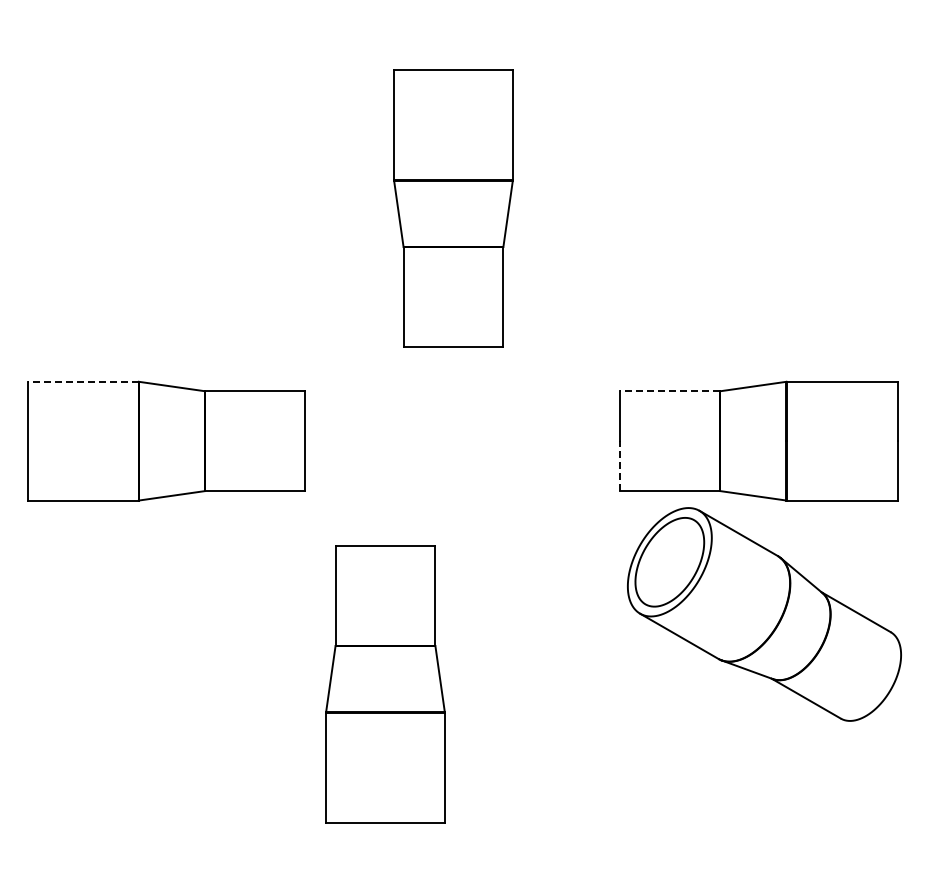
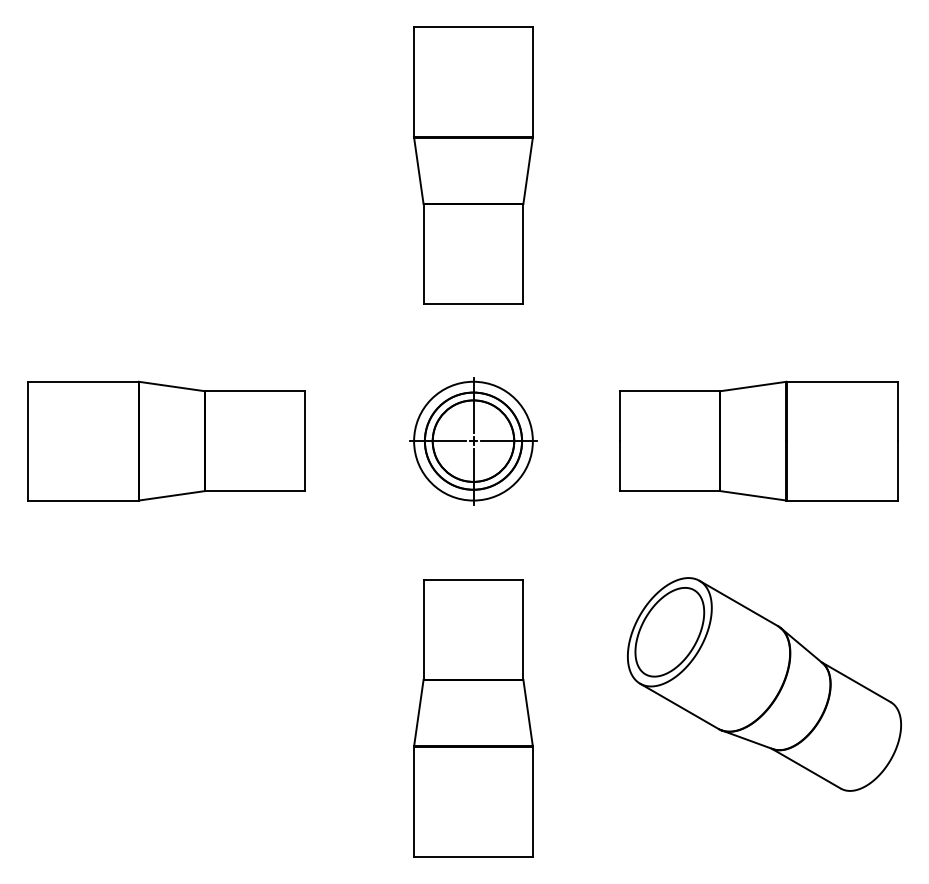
part position: (453, 208) -> (473, 165) (473, 165)
line: dashed -> solid (82, 381)
line: dashed -> solid (670, 391)
part: none -> present (473, 441)
line: dashed -> solid (620, 466)
part position: (764, 614) -> (764, 684) (764, 684)
part position: (385, 684) -> (473, 718) (473, 718)
